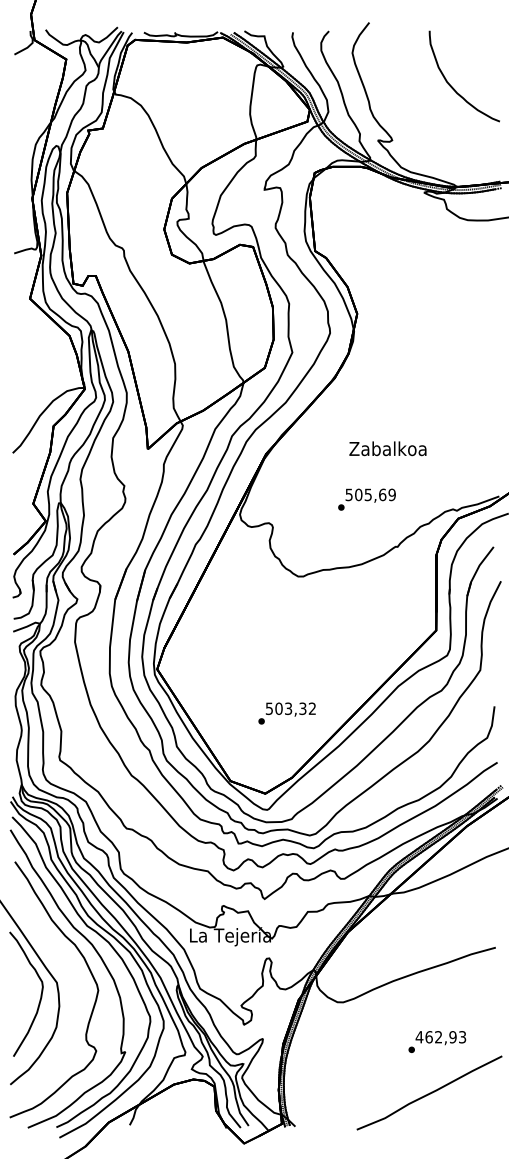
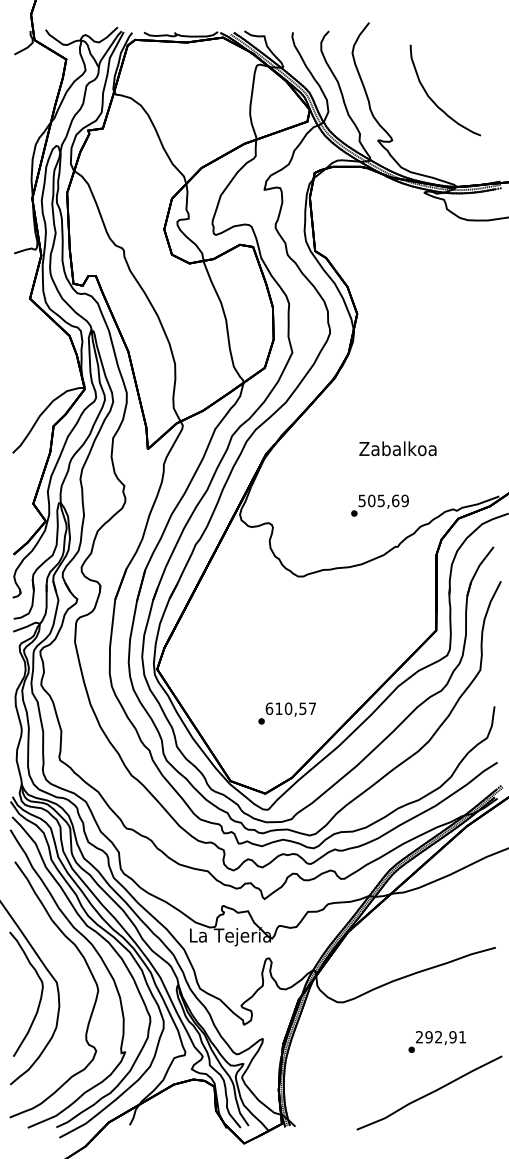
part position: (452, 86) -> (433, 100) (433, 100)
text position: (387, 448) -> (397, 448) (397, 448)
text position: (366, 499) -> (379, 505) (379, 505)
text: 503,32 -> 610,57 (290, 708)
text: 462,93 -> 292,91 (440, 1037)
